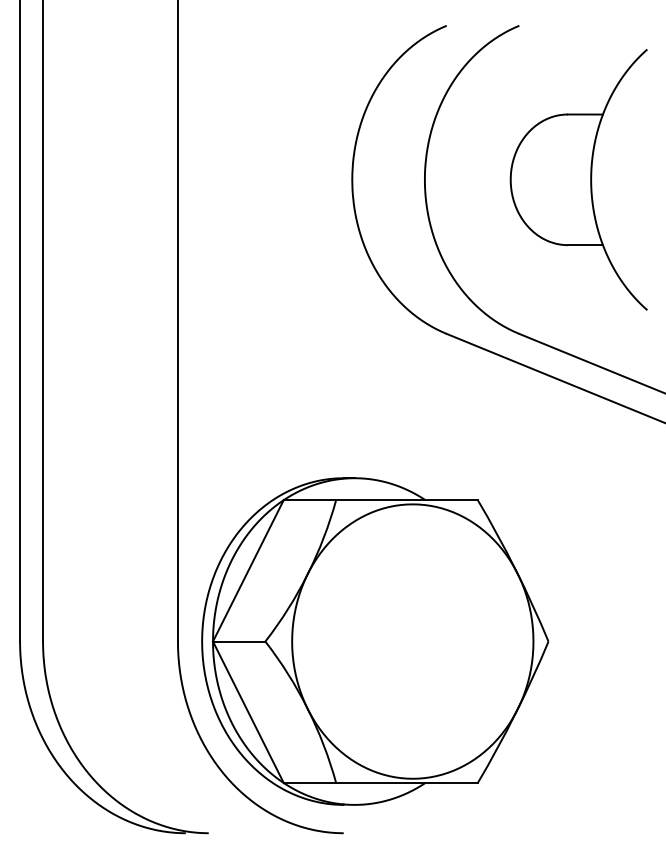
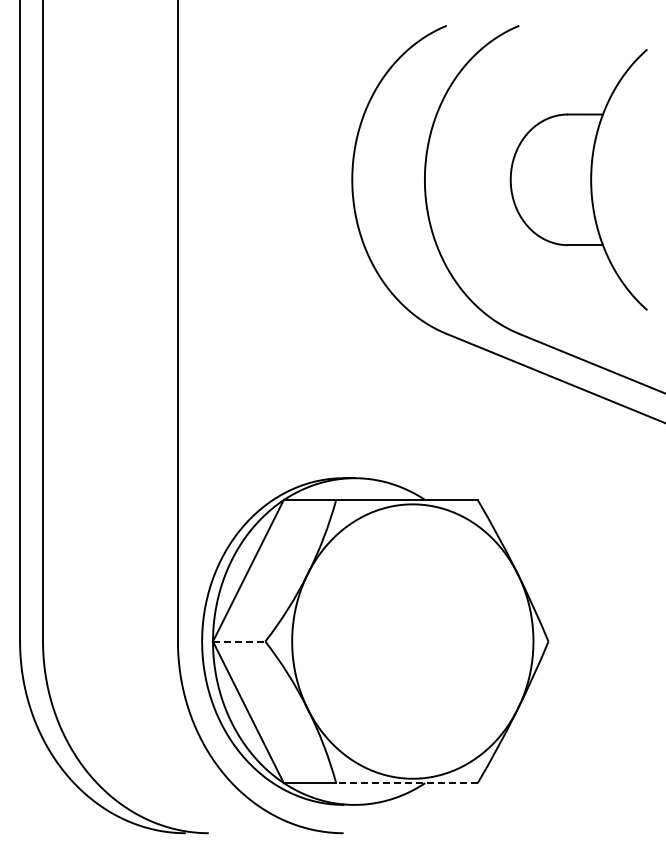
line: solid -> dashed (239, 641)
line: solid -> dashed (406, 783)
